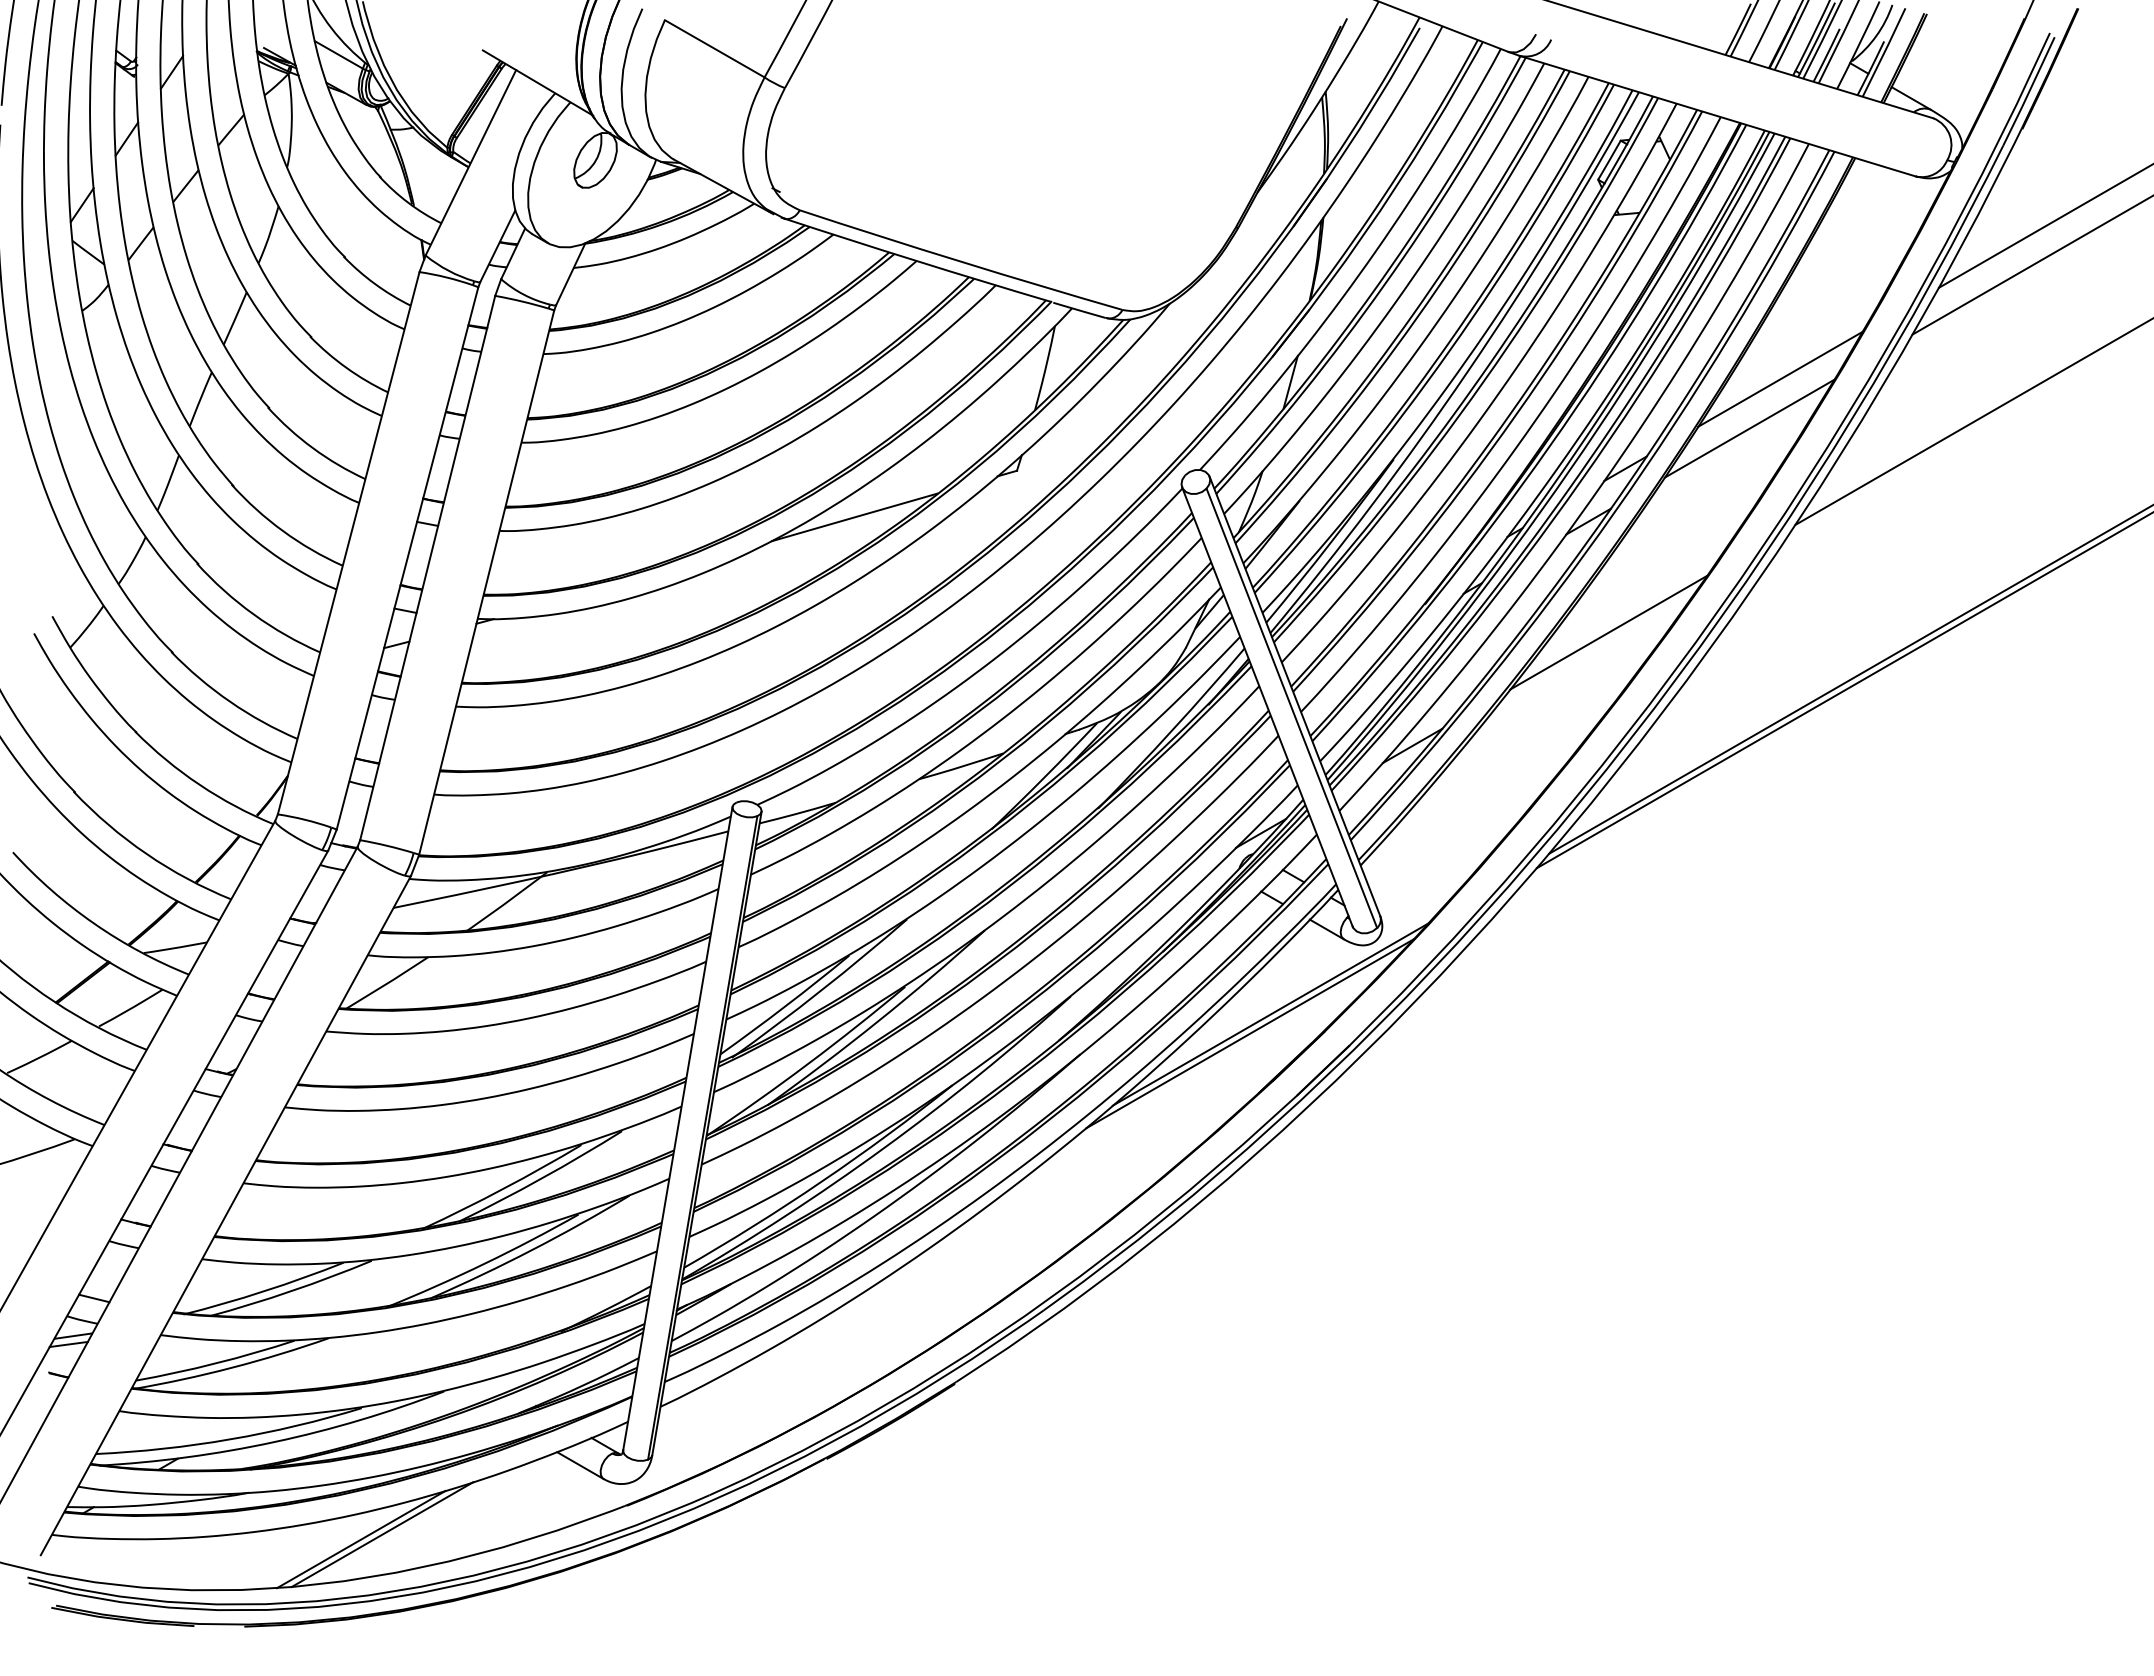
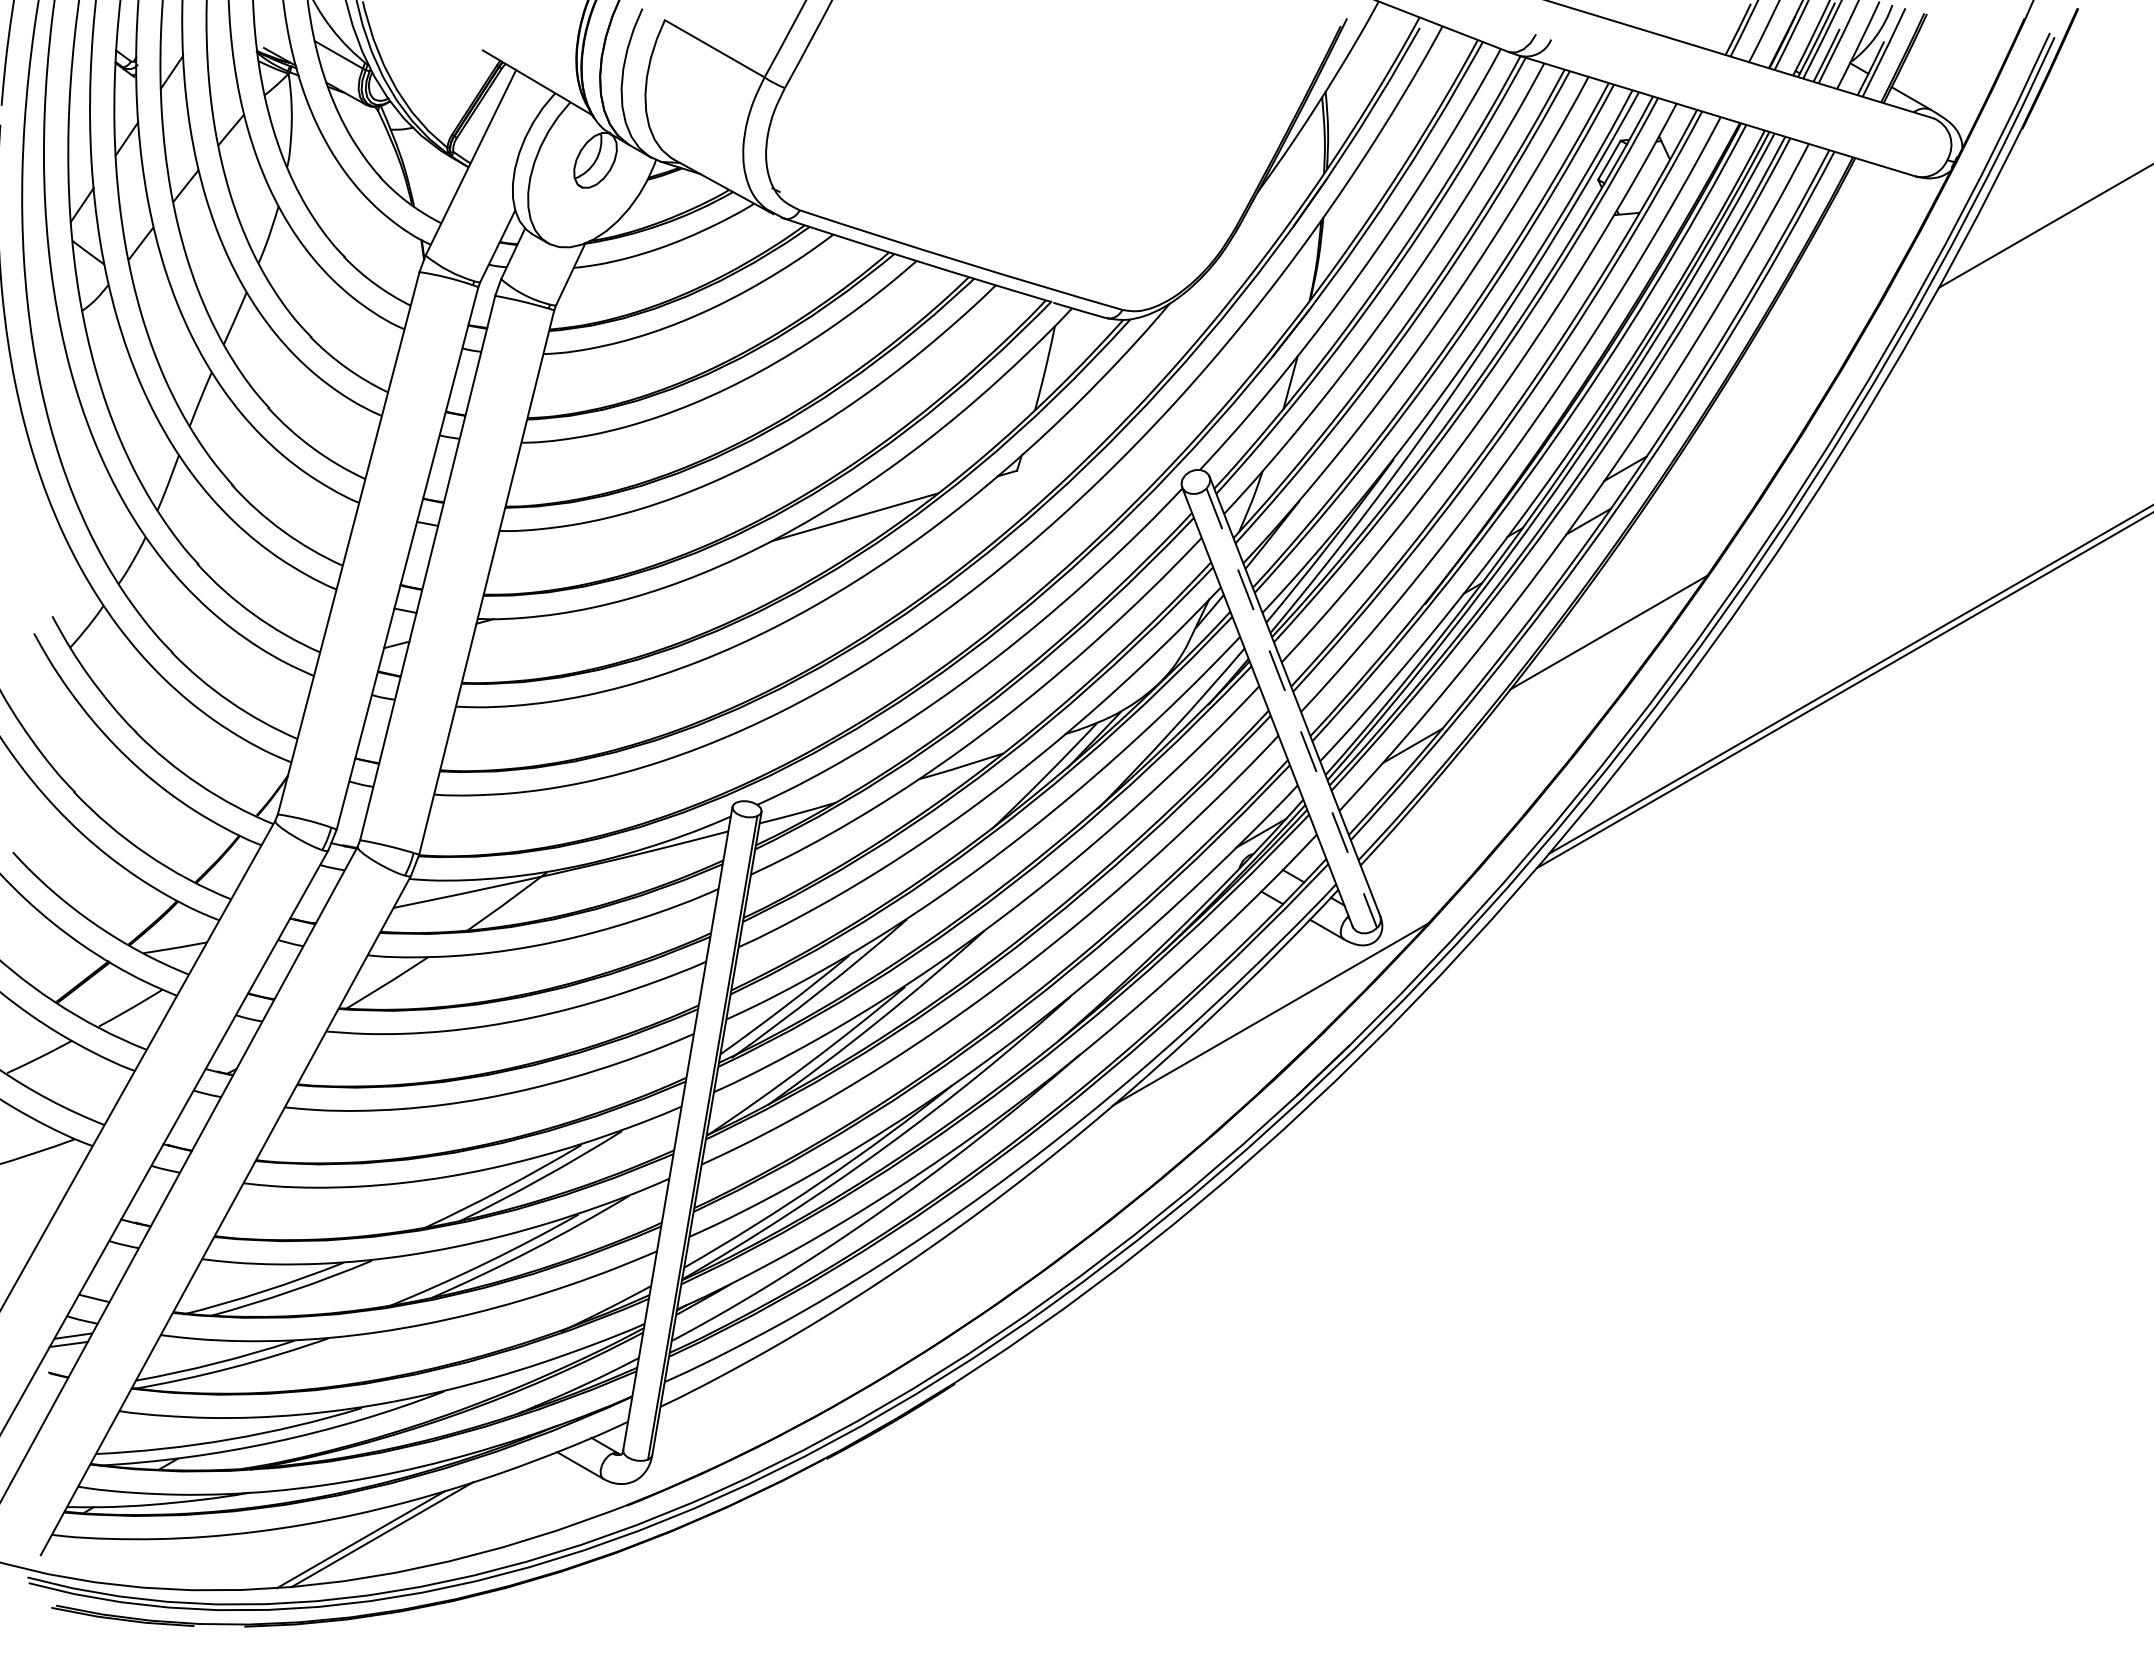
line: present -> none (2031, 265)
line: present -> none (1780, 378)
line: present -> none (1972, 421)
line: present -> none (1749, 428)
line: solid -> dashed (1291, 708)
line: present -> none (1250, 1033)
